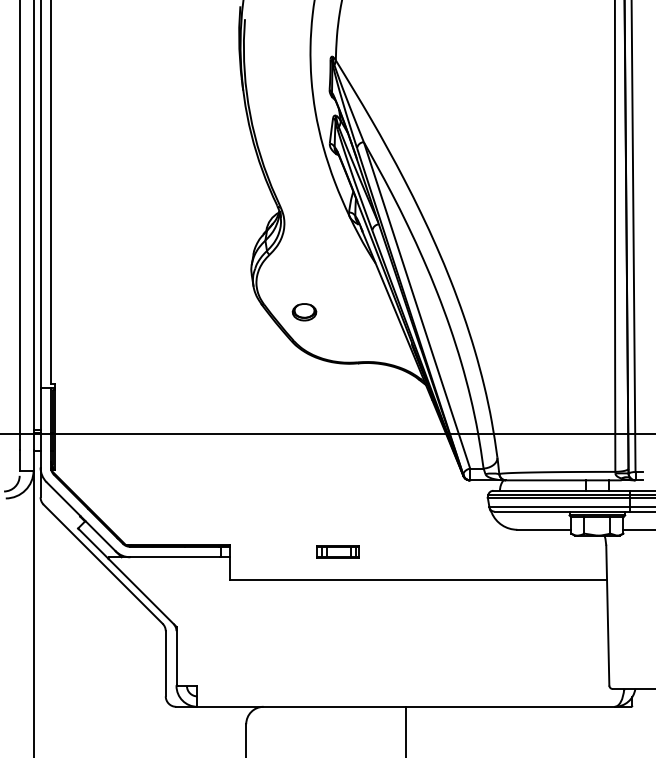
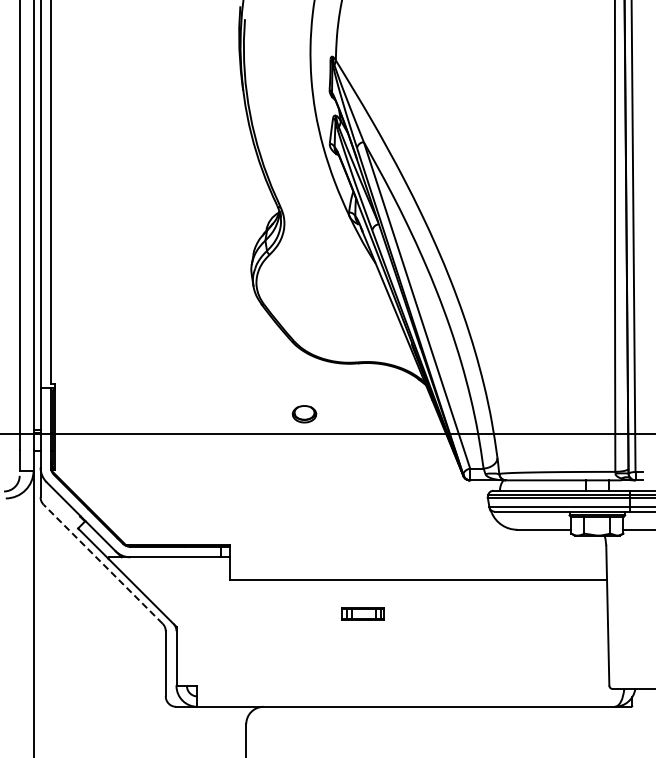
part position: (304, 312) -> (304, 414) (304, 414)
part position: (337, 551) -> (362, 613) (362, 613)
line: solid -> dashed (102, 563)
line: present -> none (406, 730)
